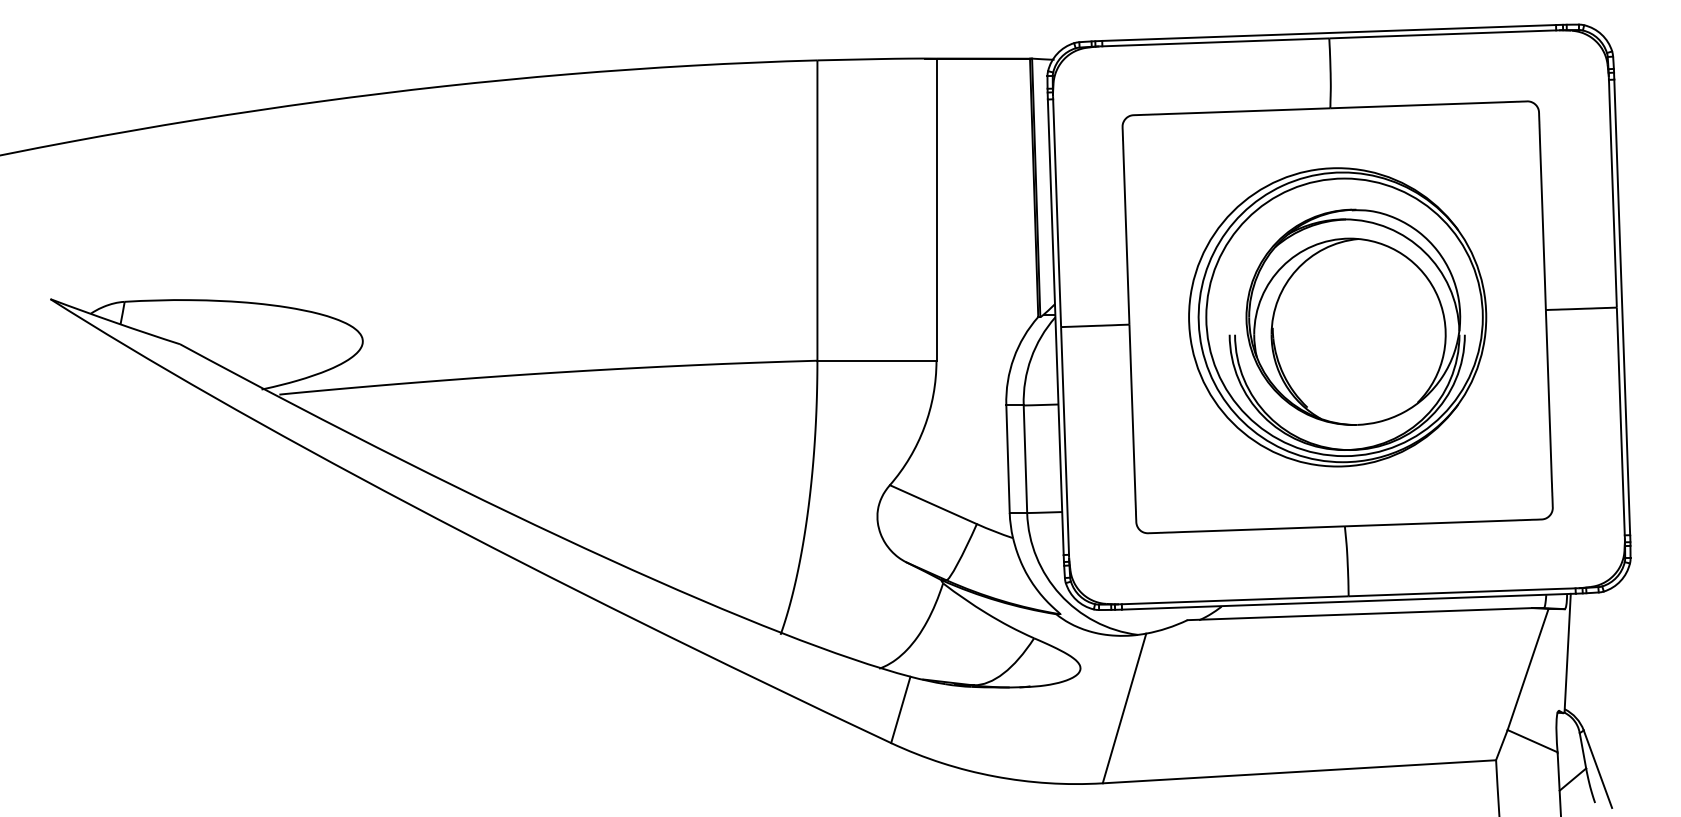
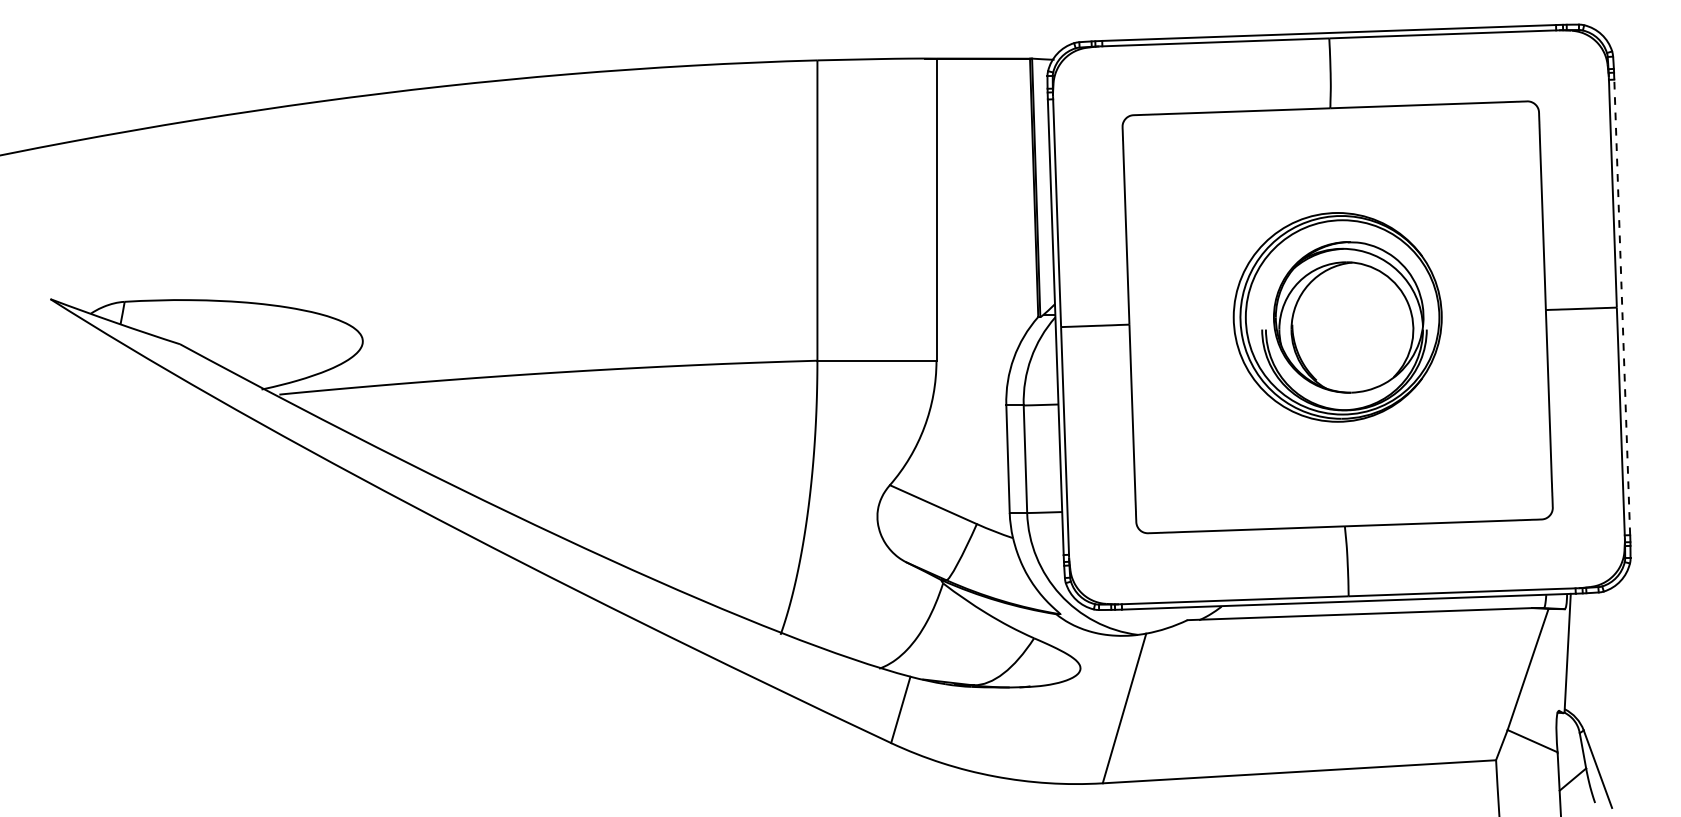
line: solid -> dashed (1622, 307)
part size: 300x301 px -> 211x211 px (1337, 317)
